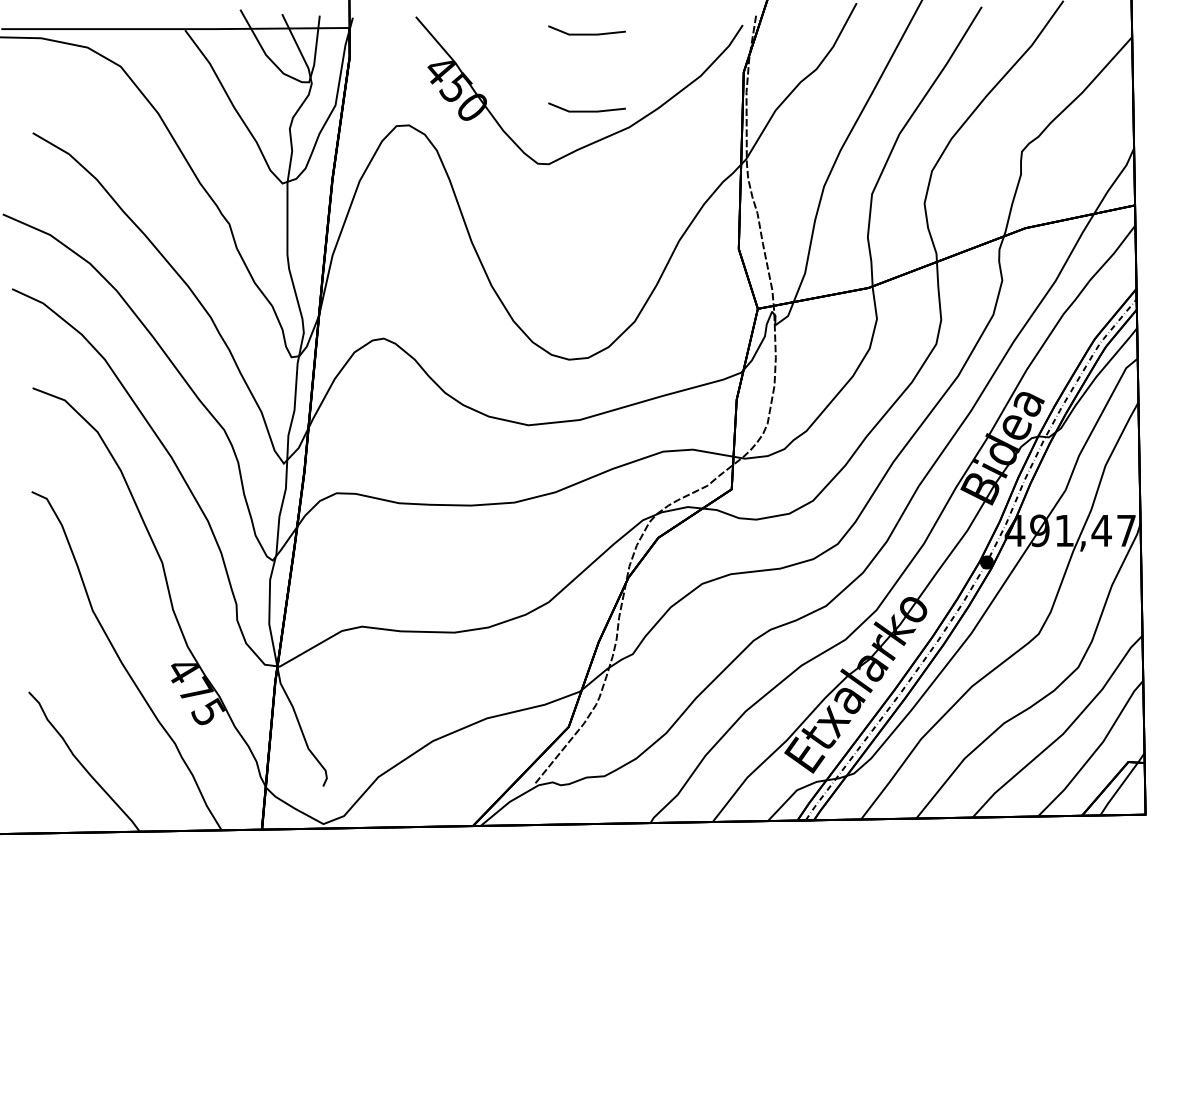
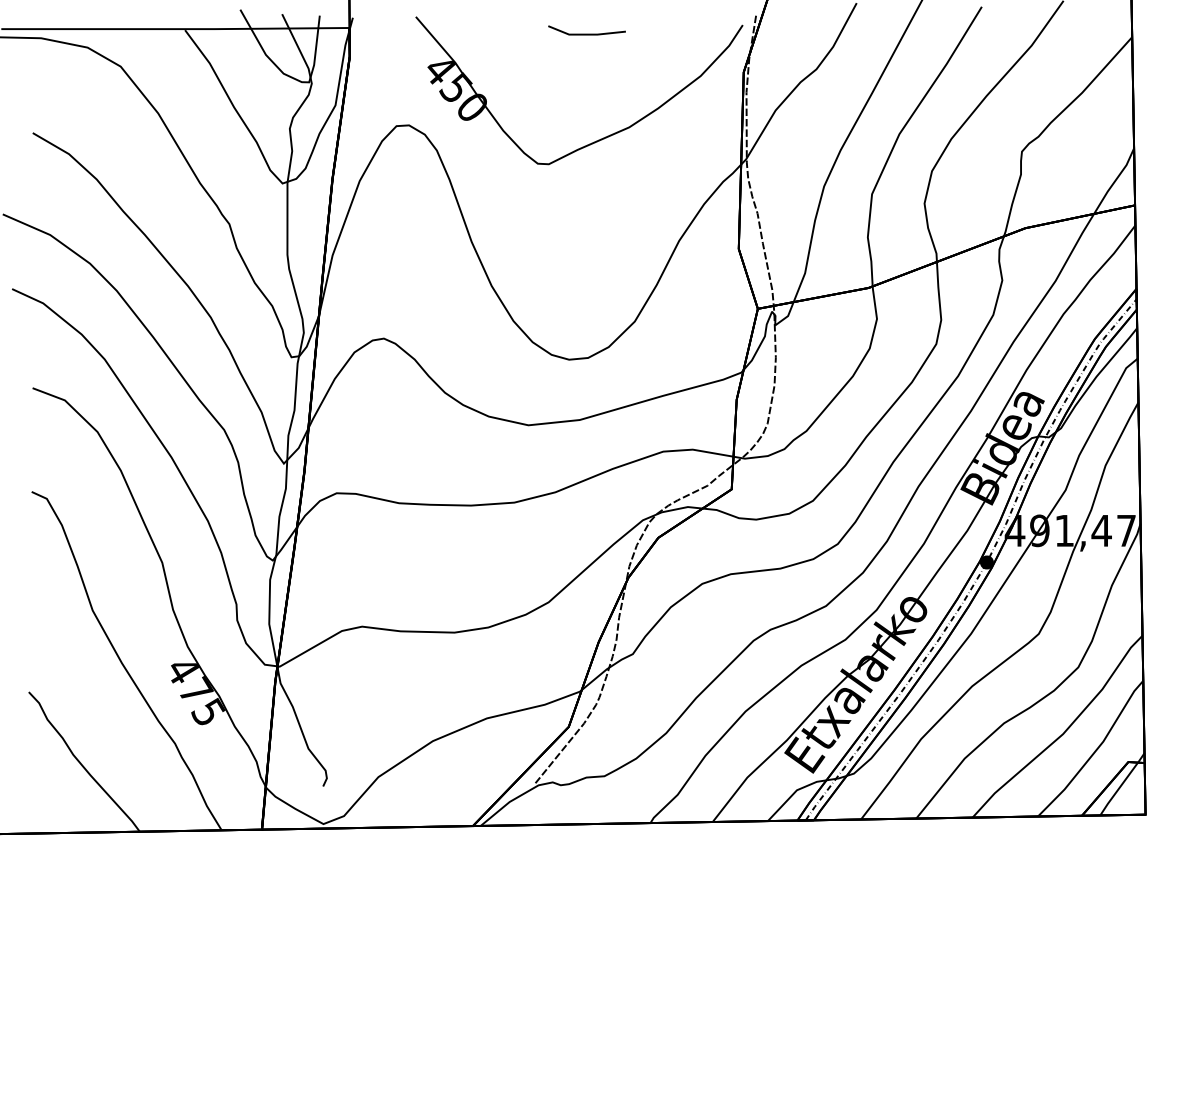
line: present -> none (586, 110)
